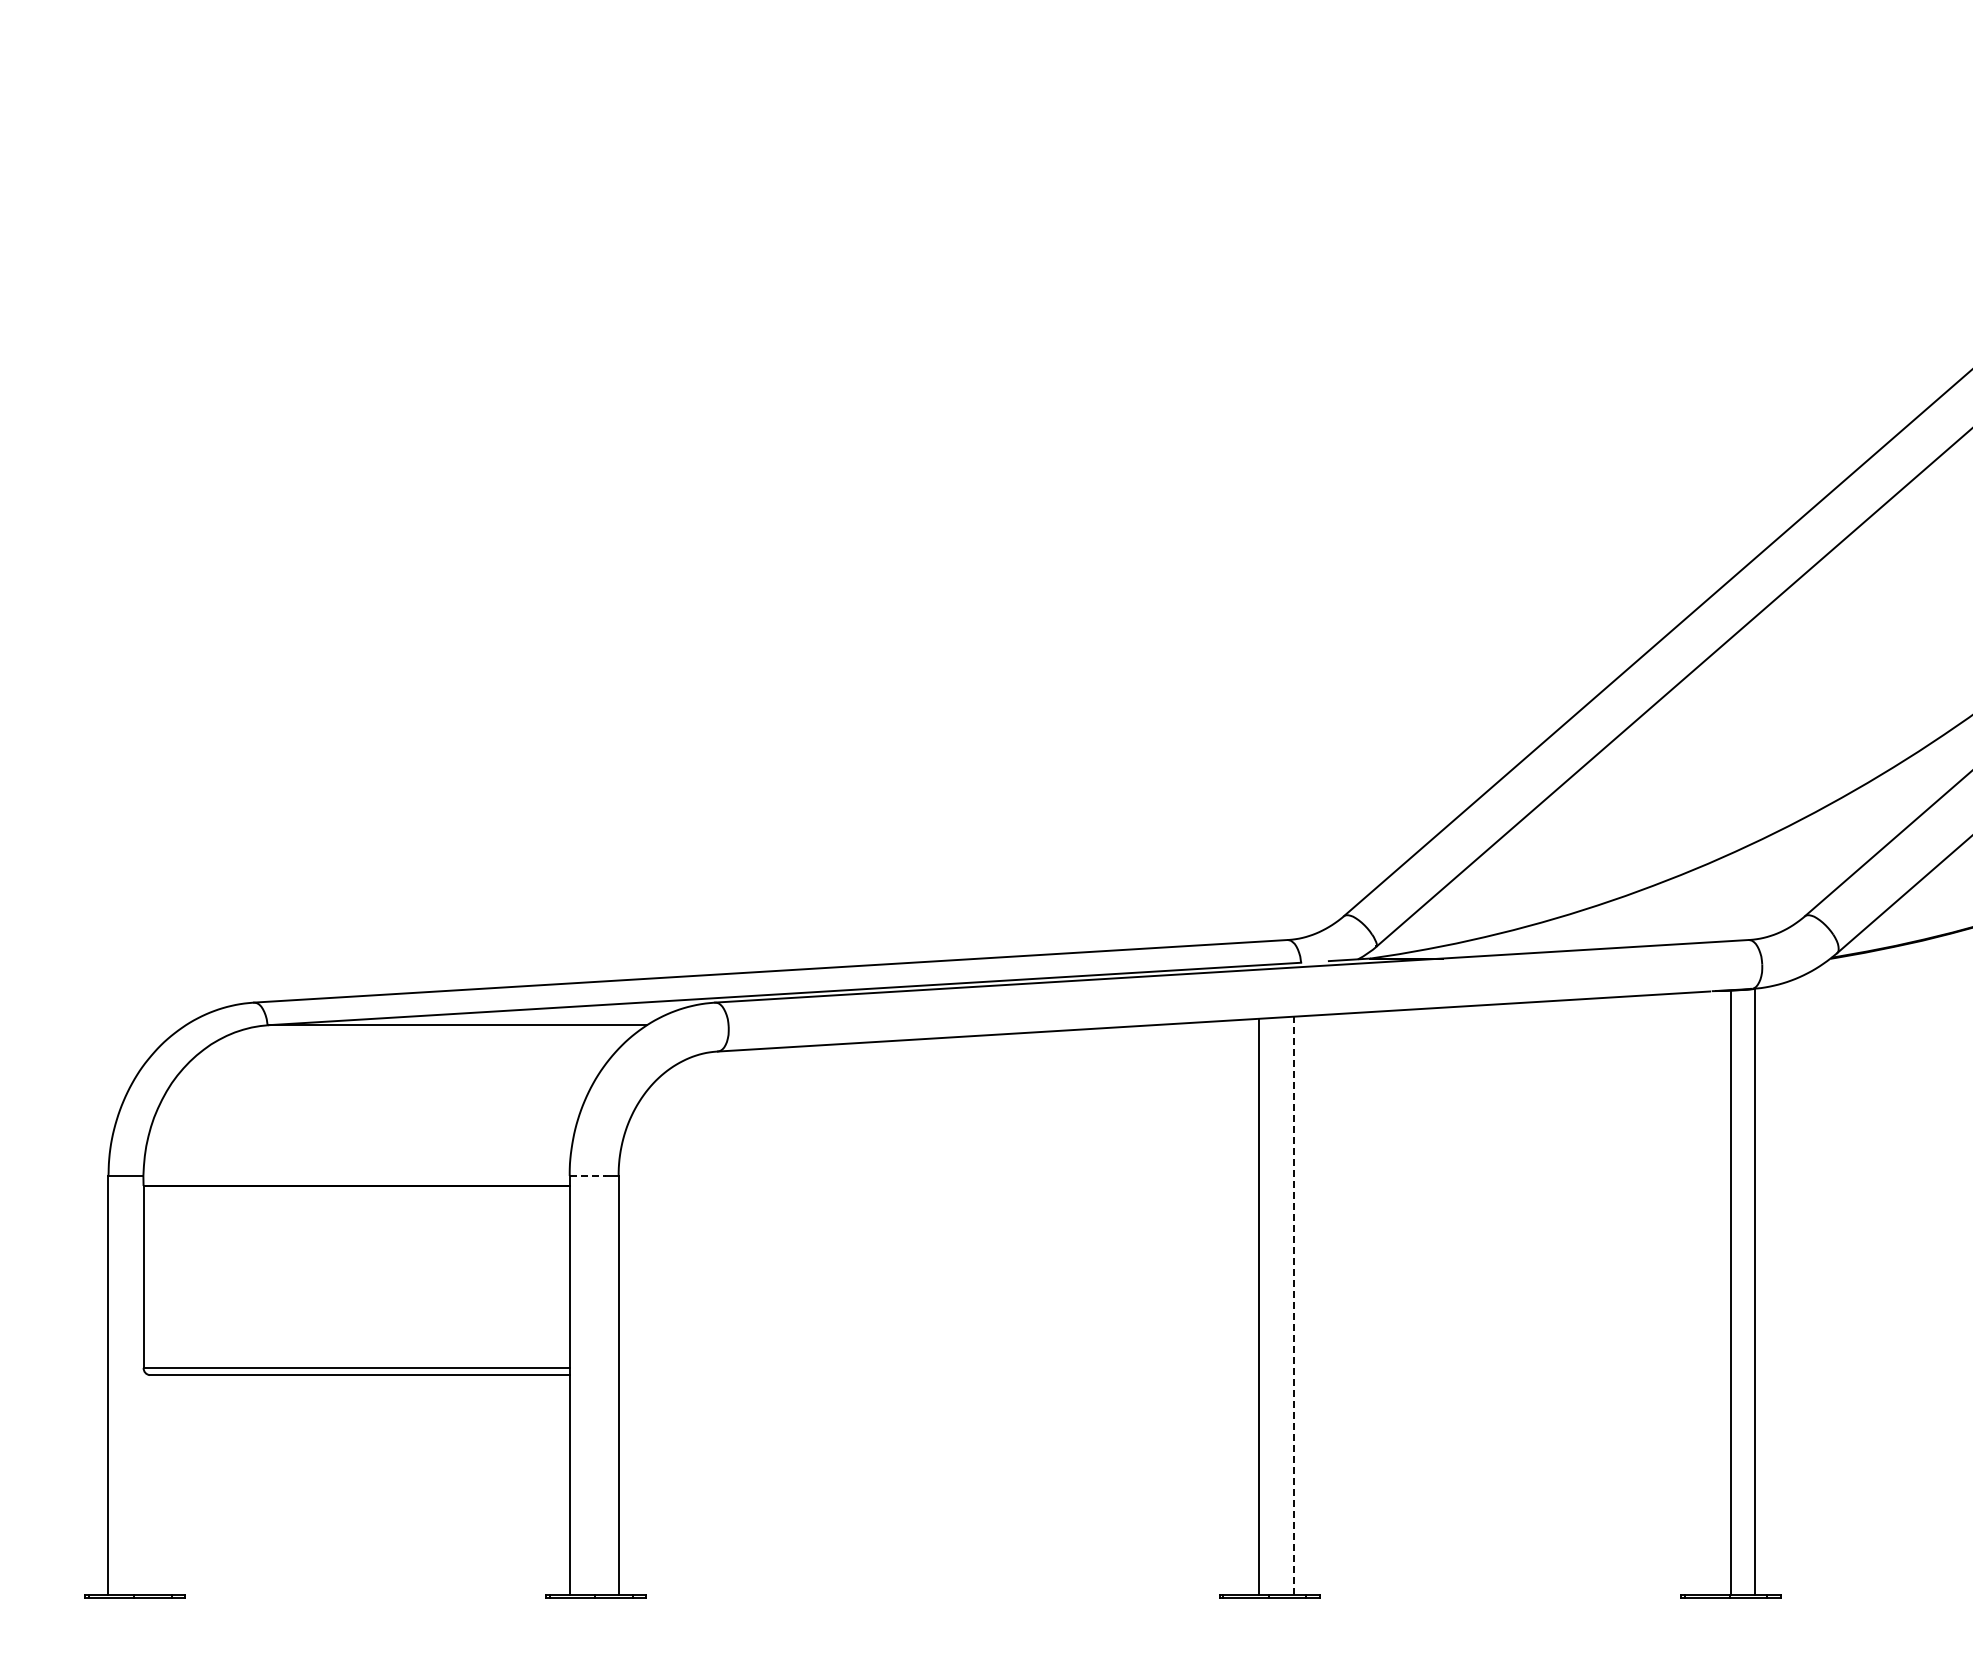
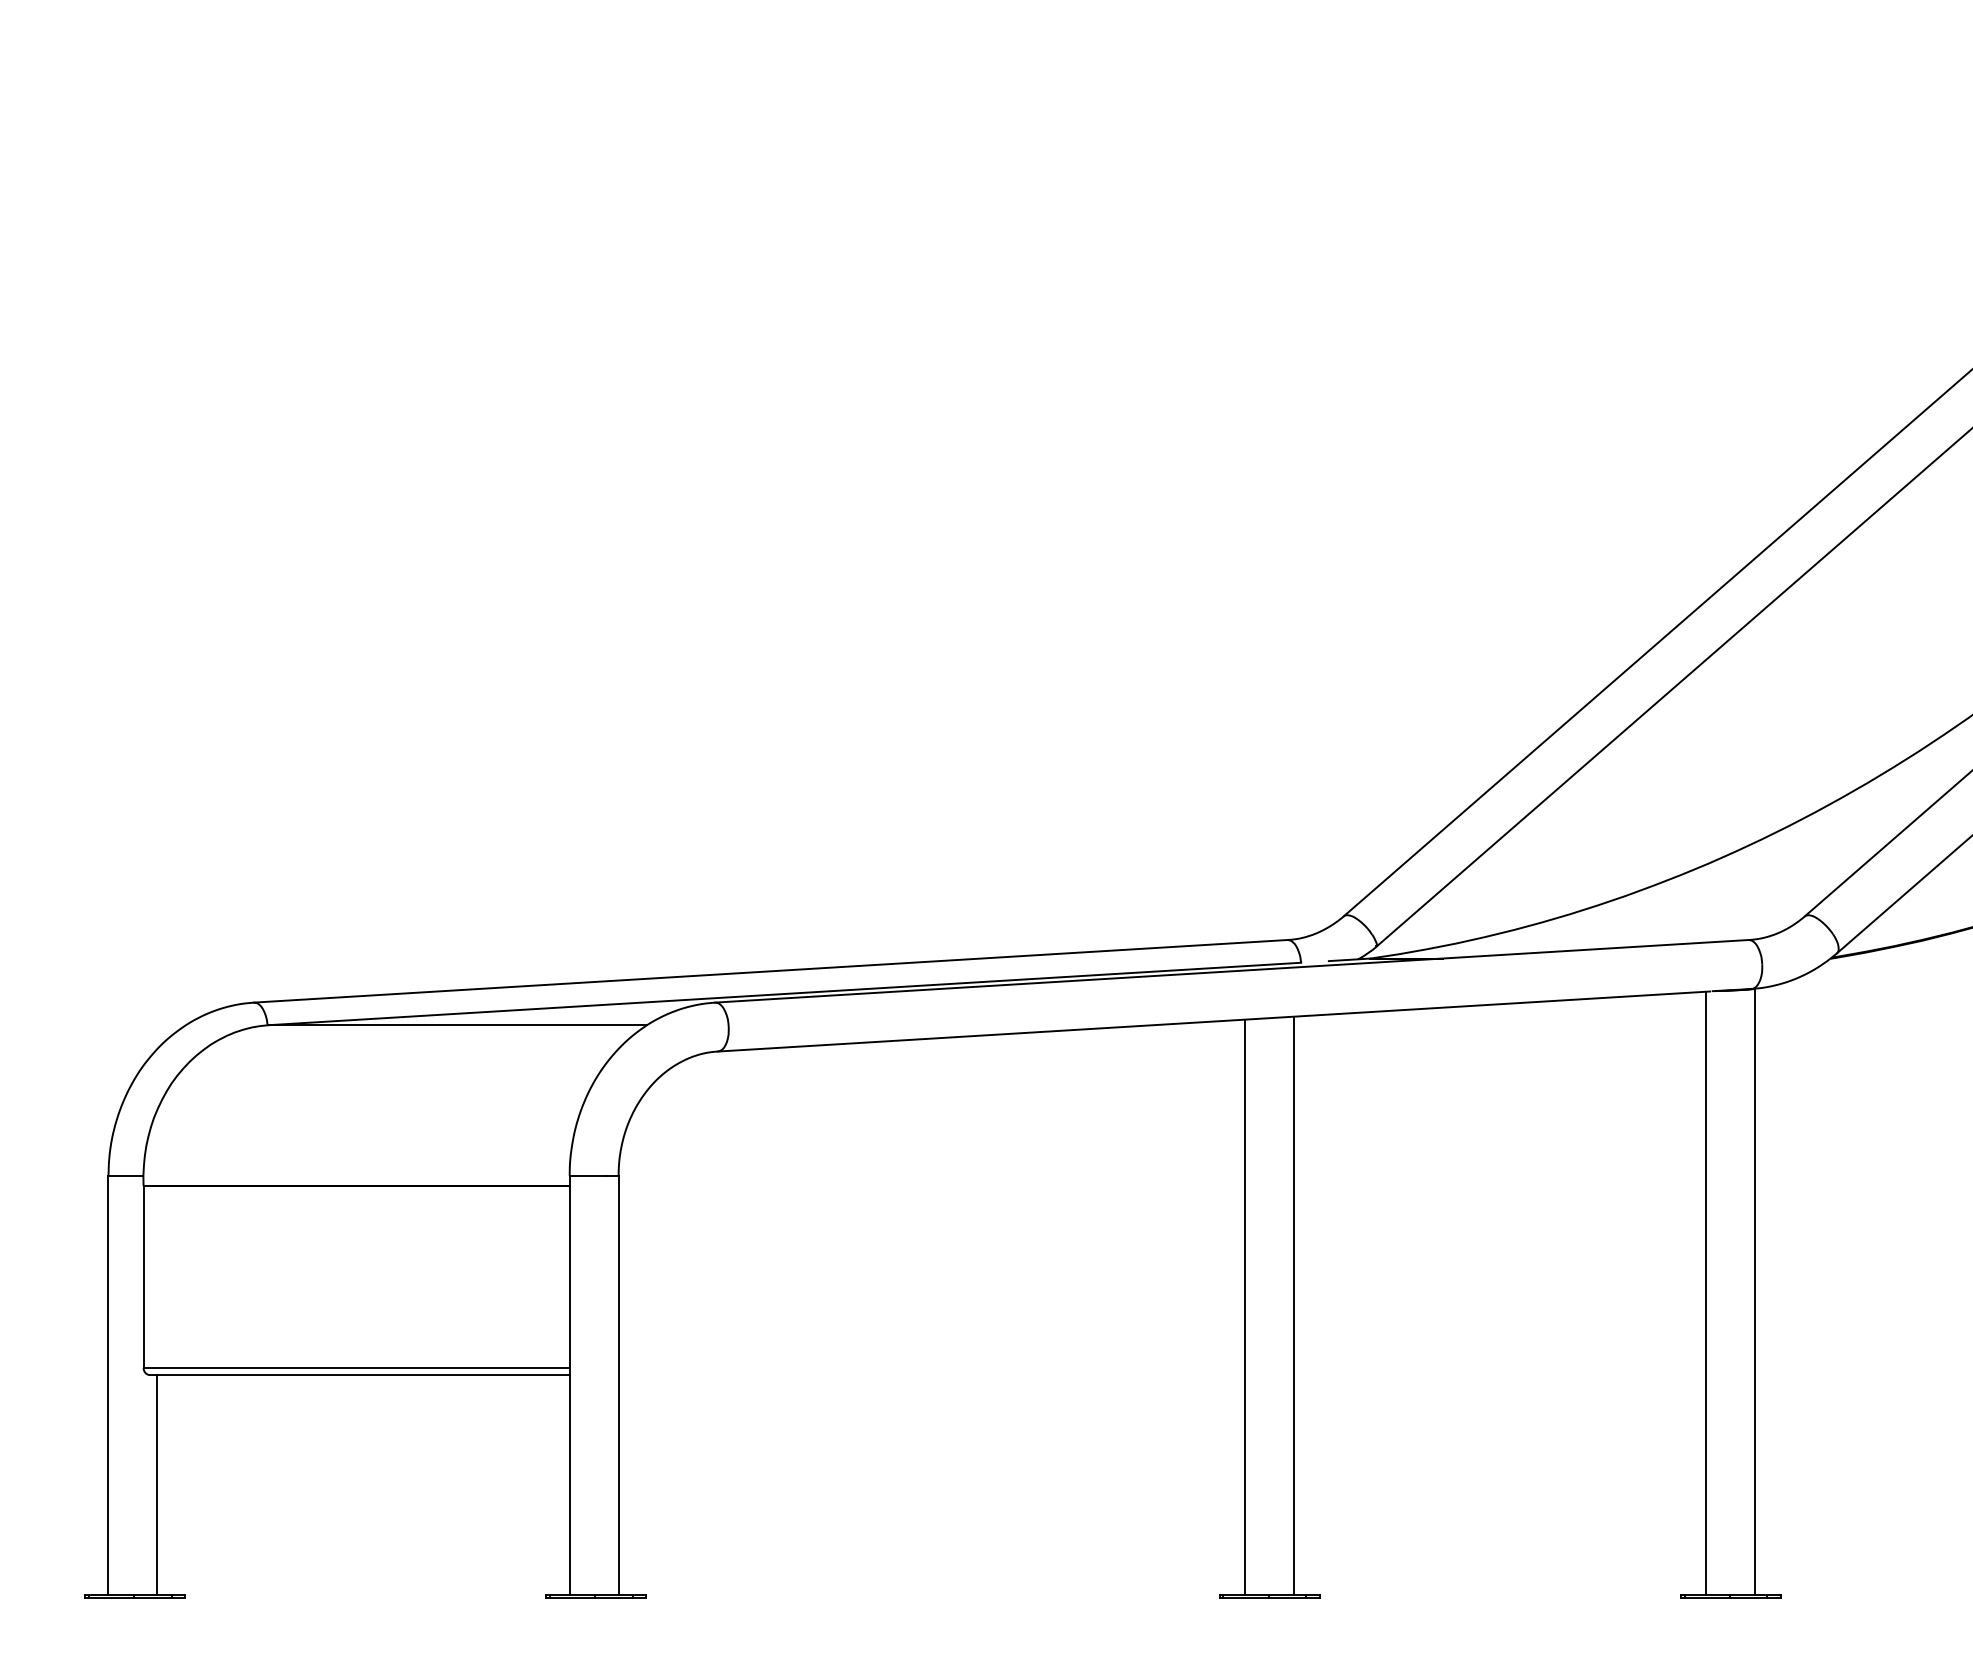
line: dashed -> solid (588, 1176)
line position: (1731, 1292) -> (1706, 1292) (1706, 1292)
line: dashed -> solid (1294, 1305)
line position: (1259, 1306) -> (1245, 1306) (1245, 1306)
line: none -> present (157, 1484)
